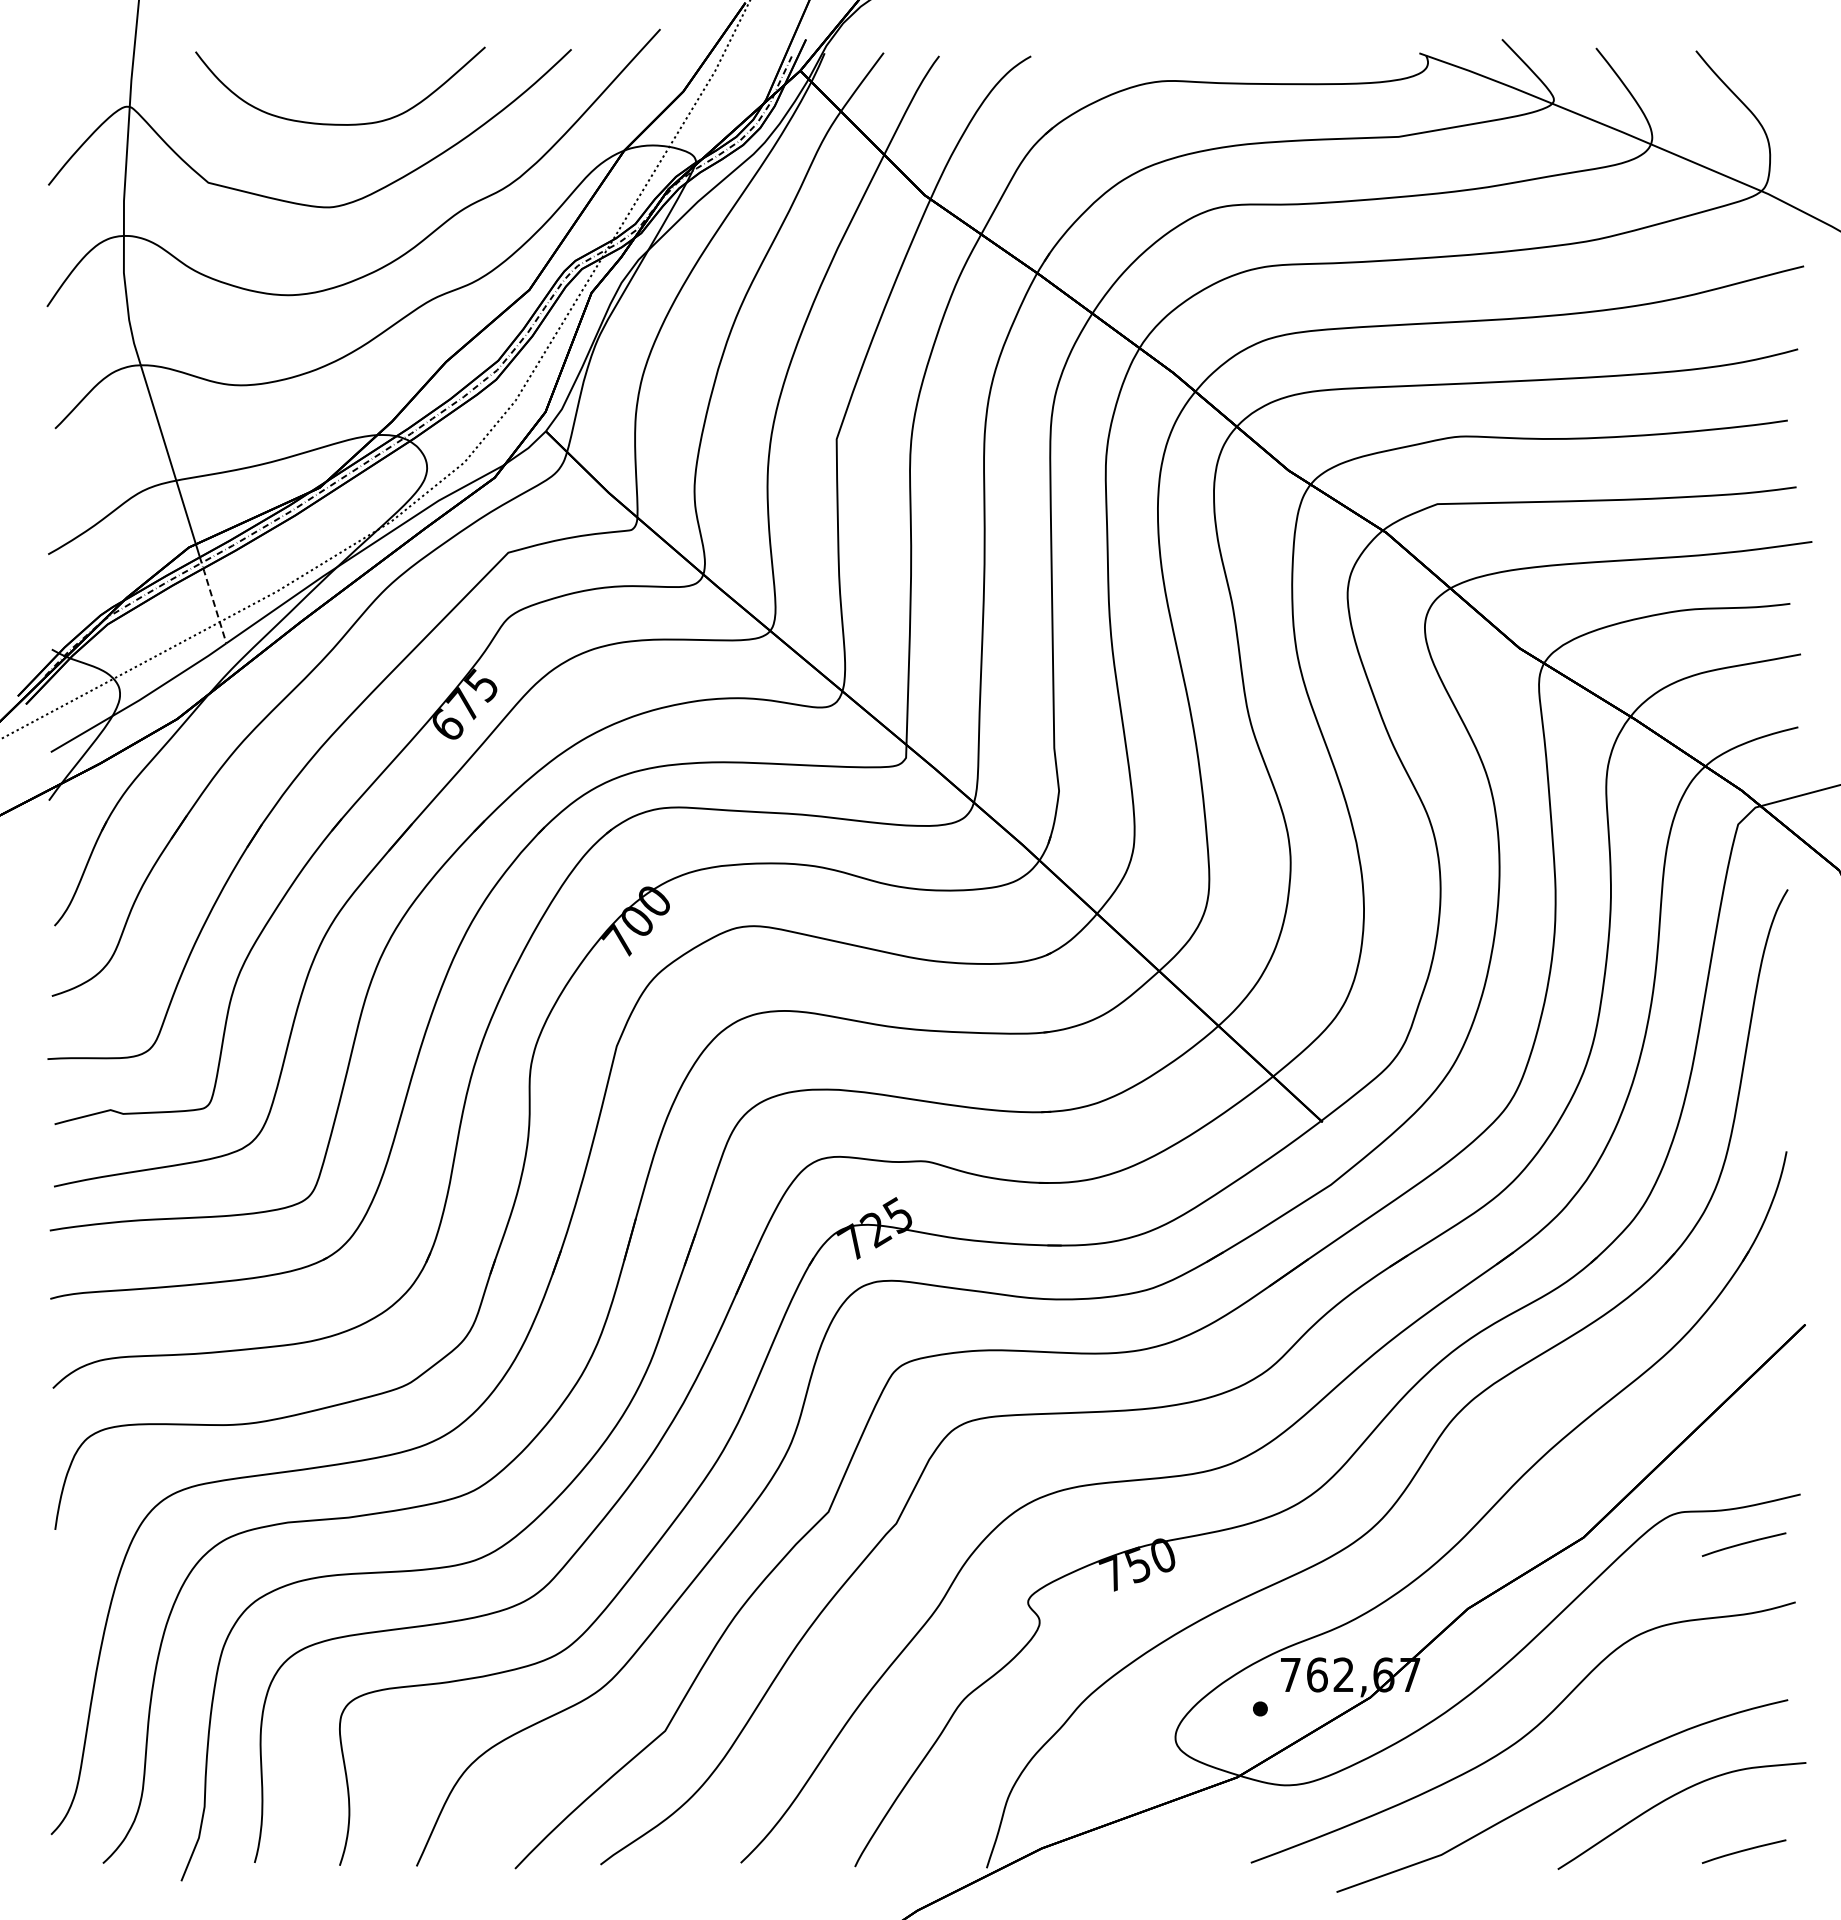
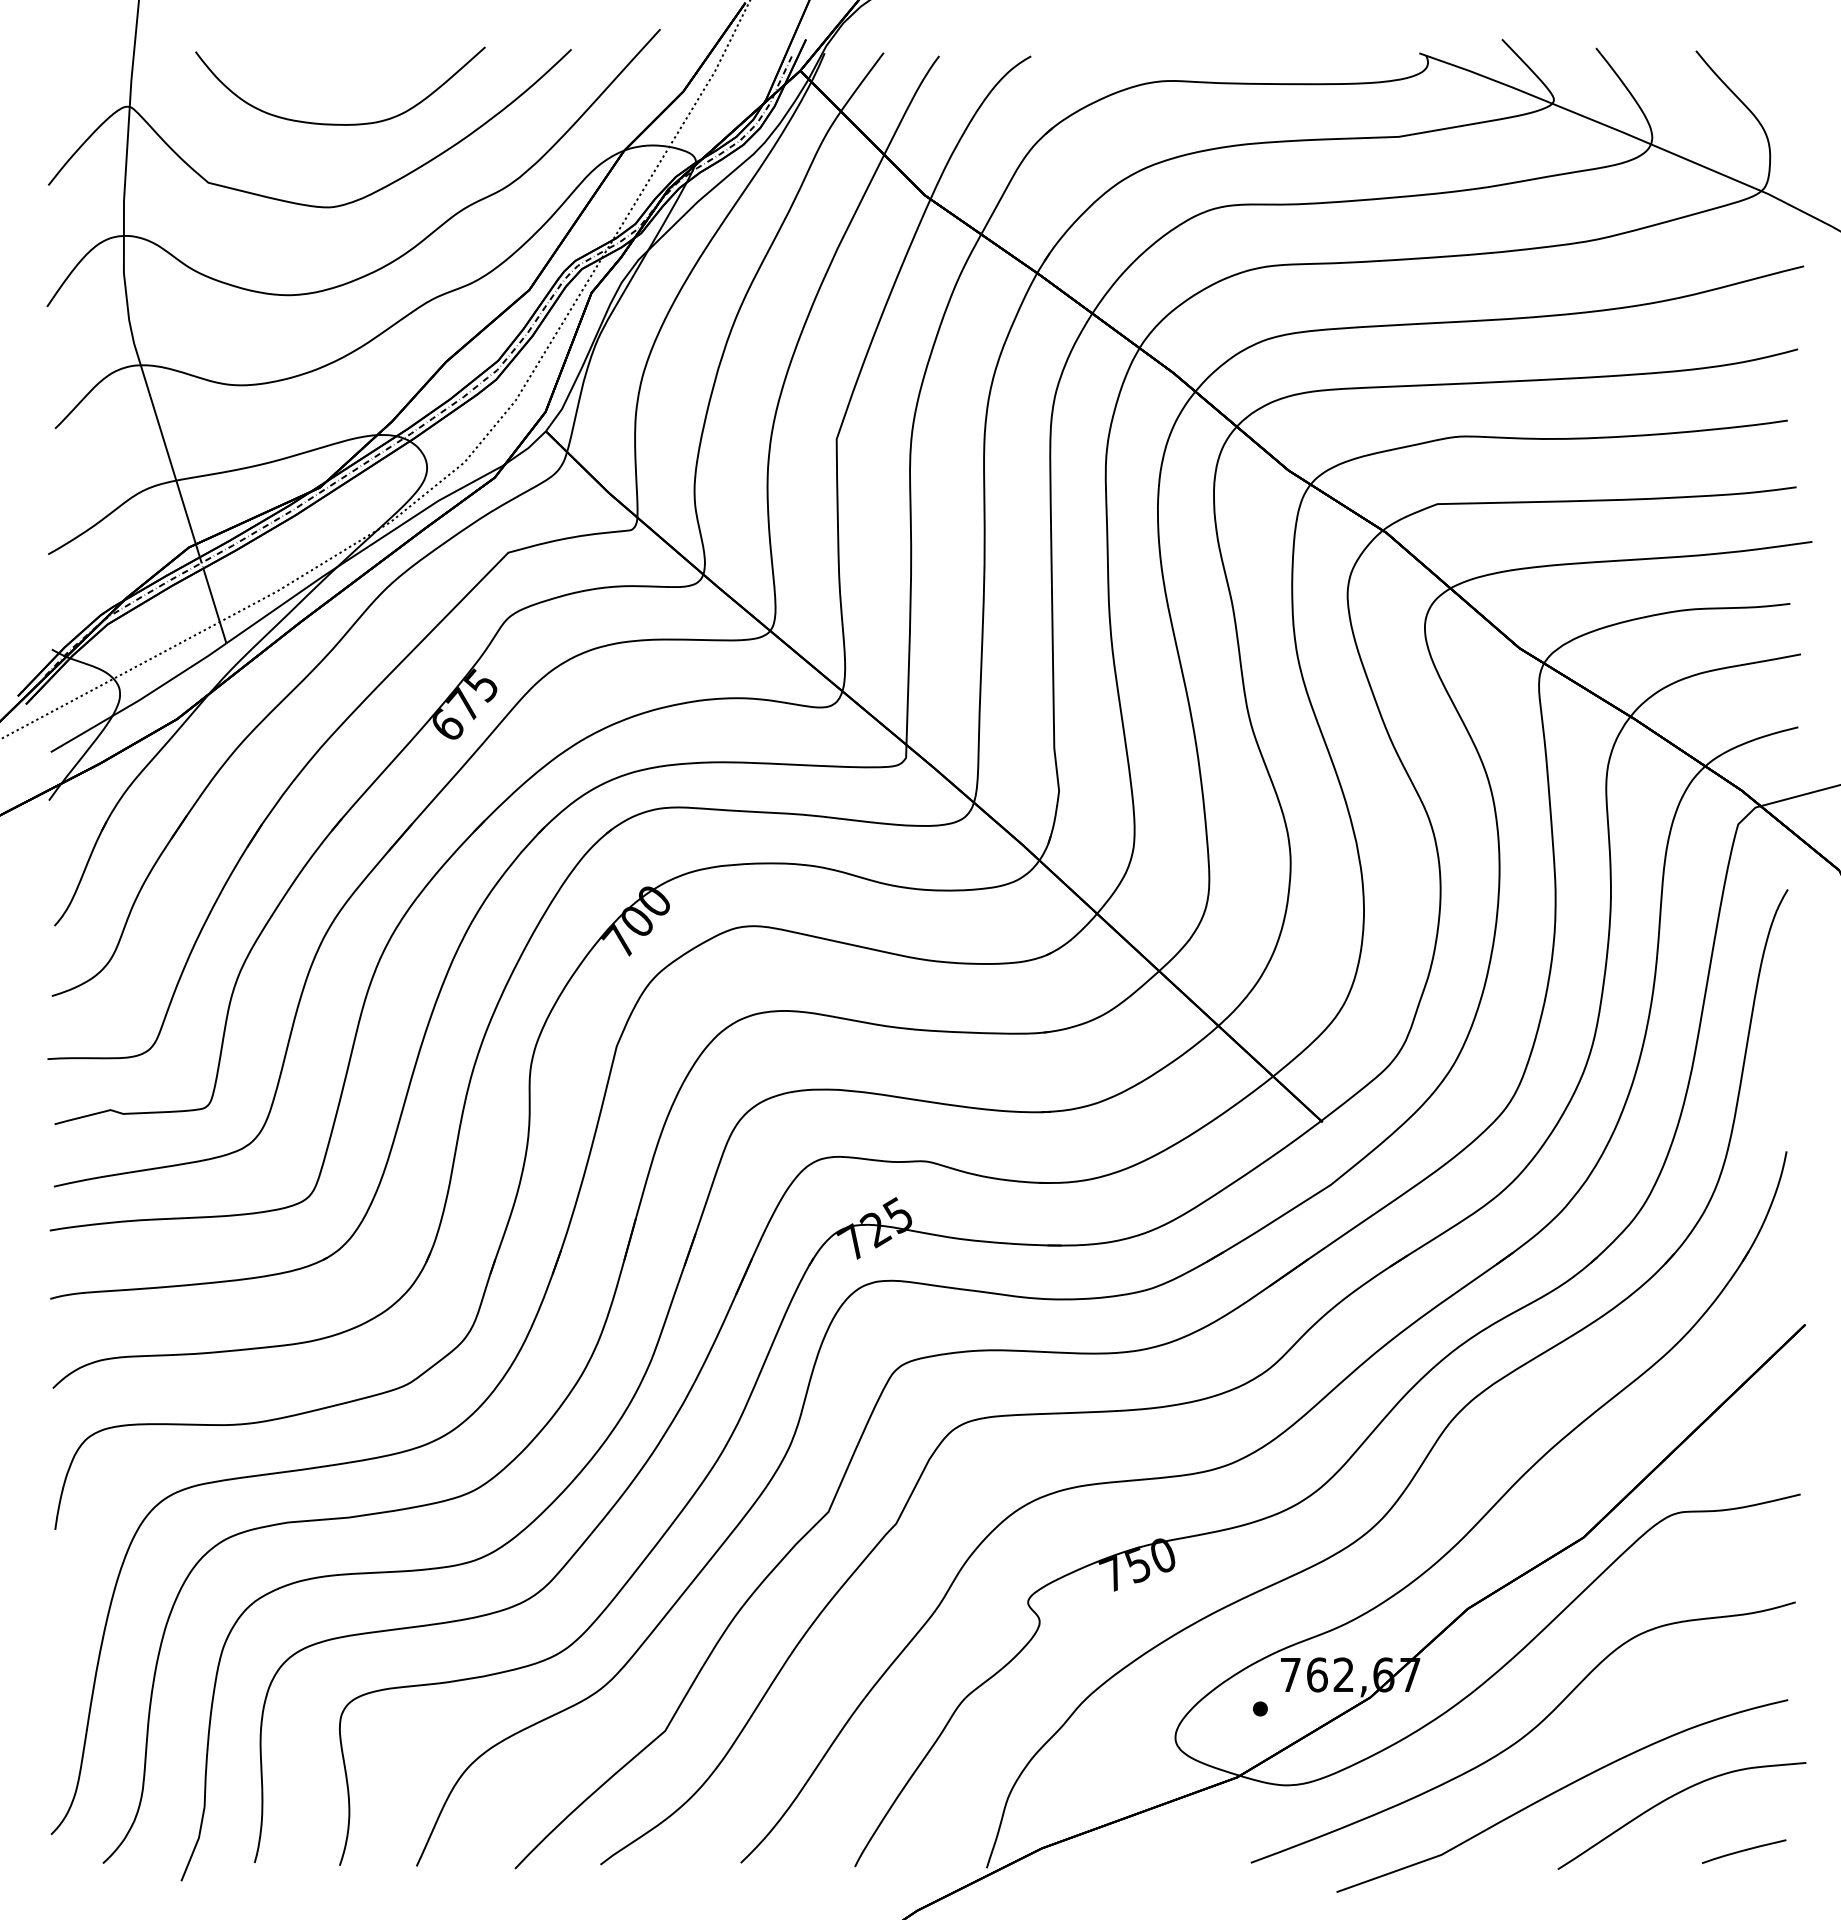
line: dashed -> solid (214, 605)
curve: present -> none (1743, 1544)
